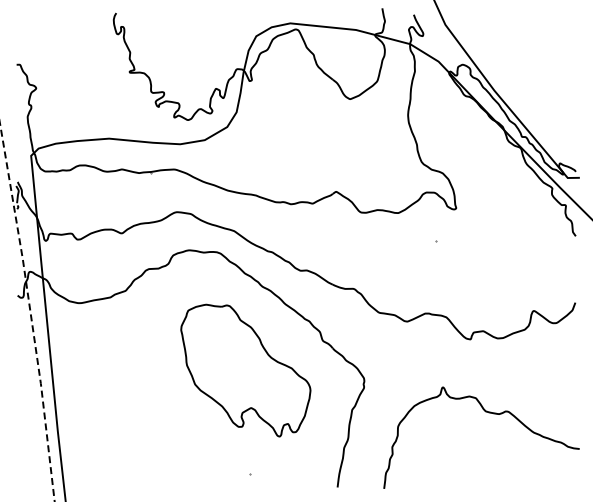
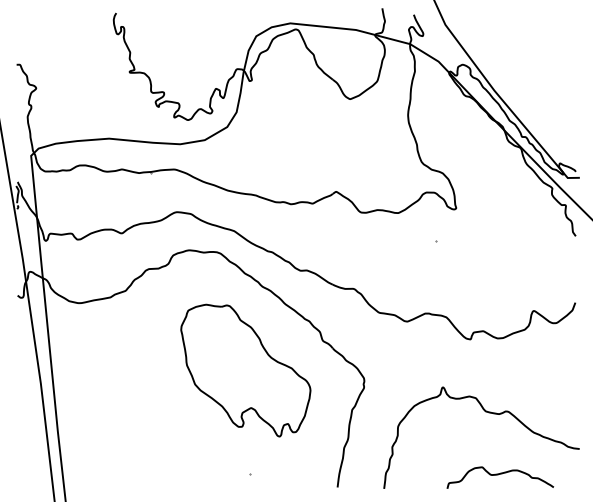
line: dashed -> solid (30, 312)
curve: none -> present (498, 475)
